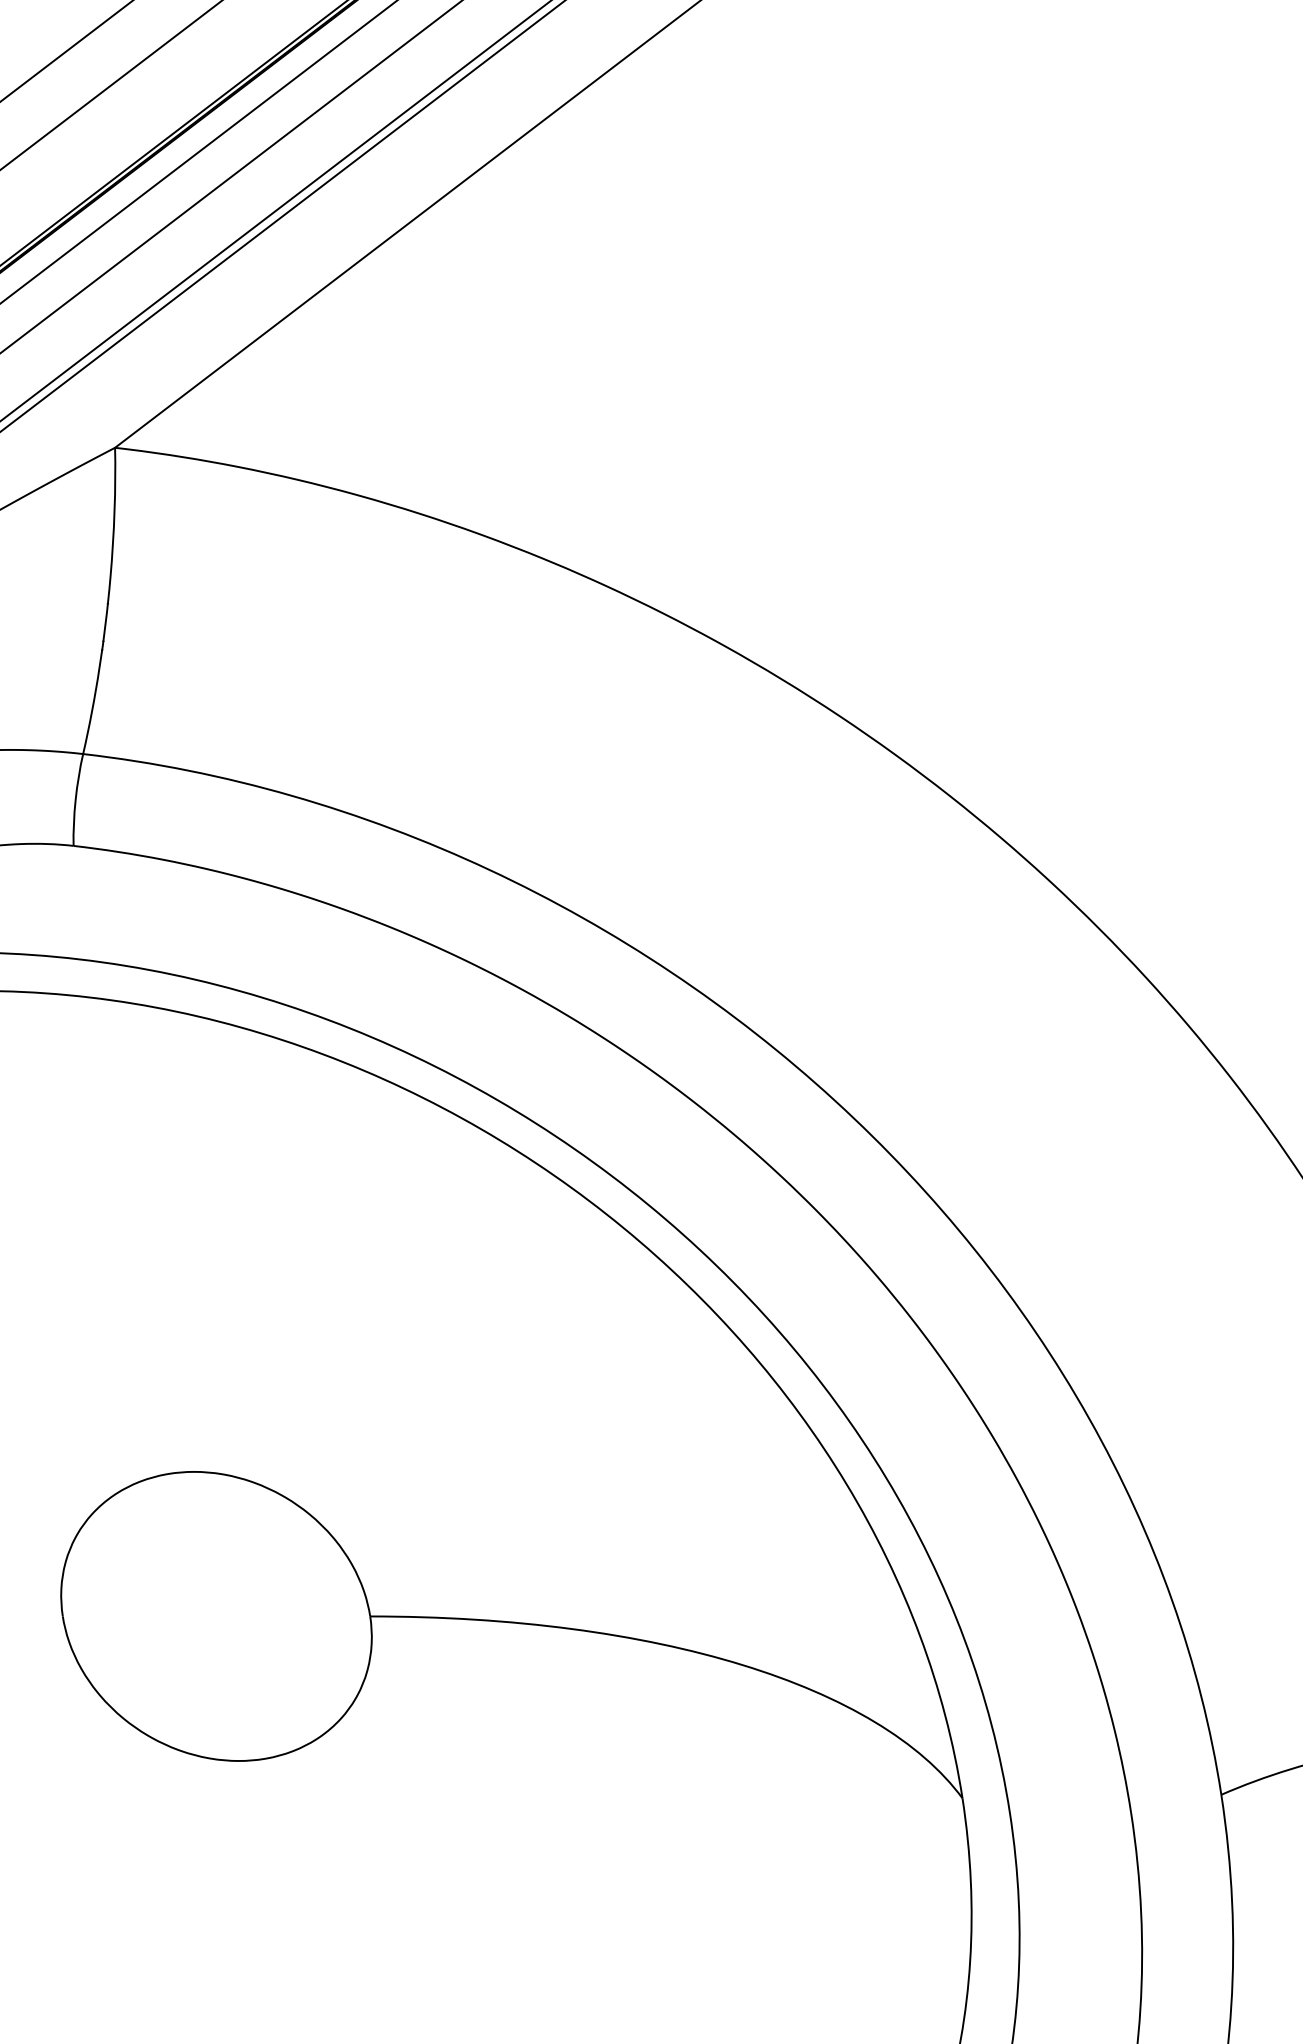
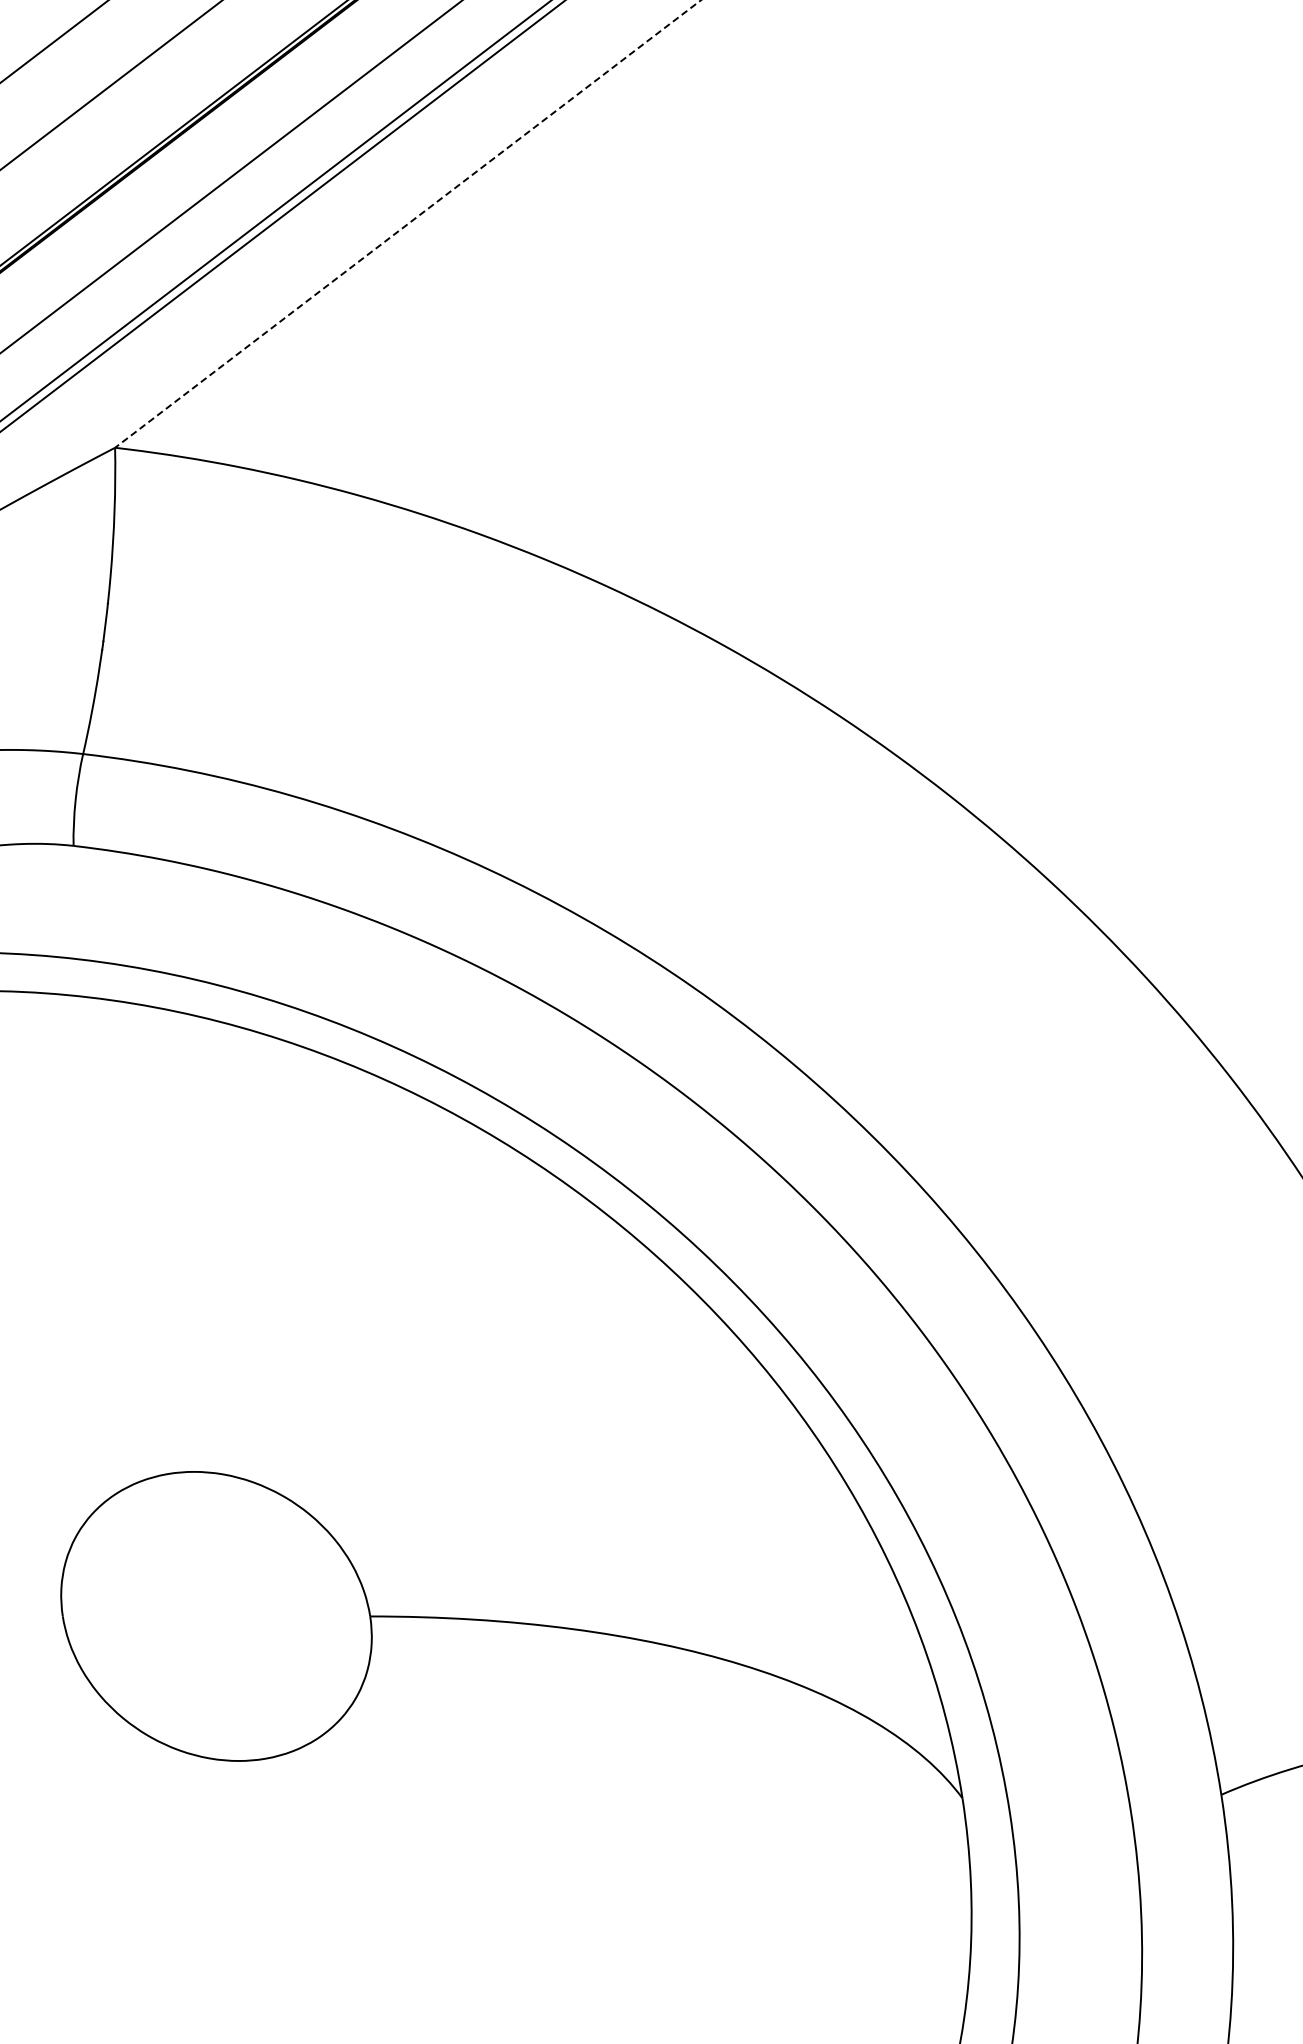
line position: (66, 51) -> (53, 41) (53, 41)
line: present -> none (198, 151)
line: solid -> dashed (407, 224)
